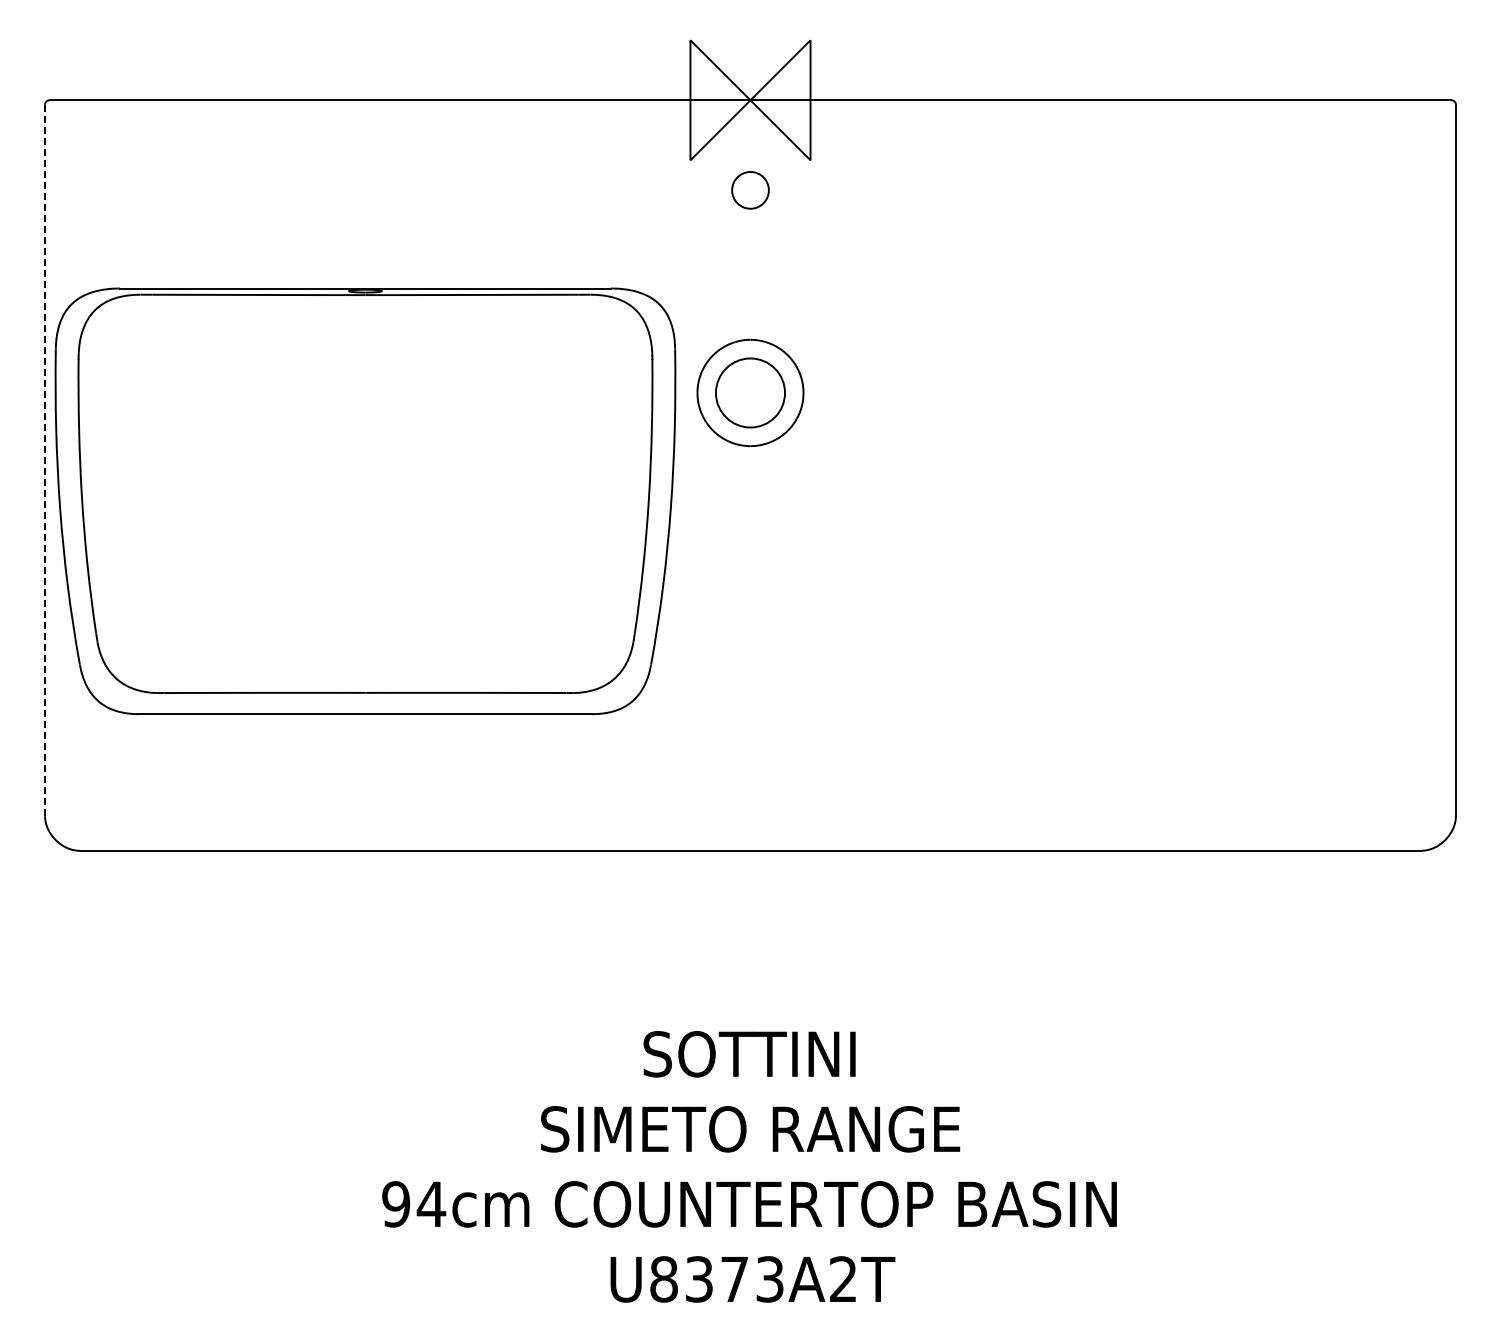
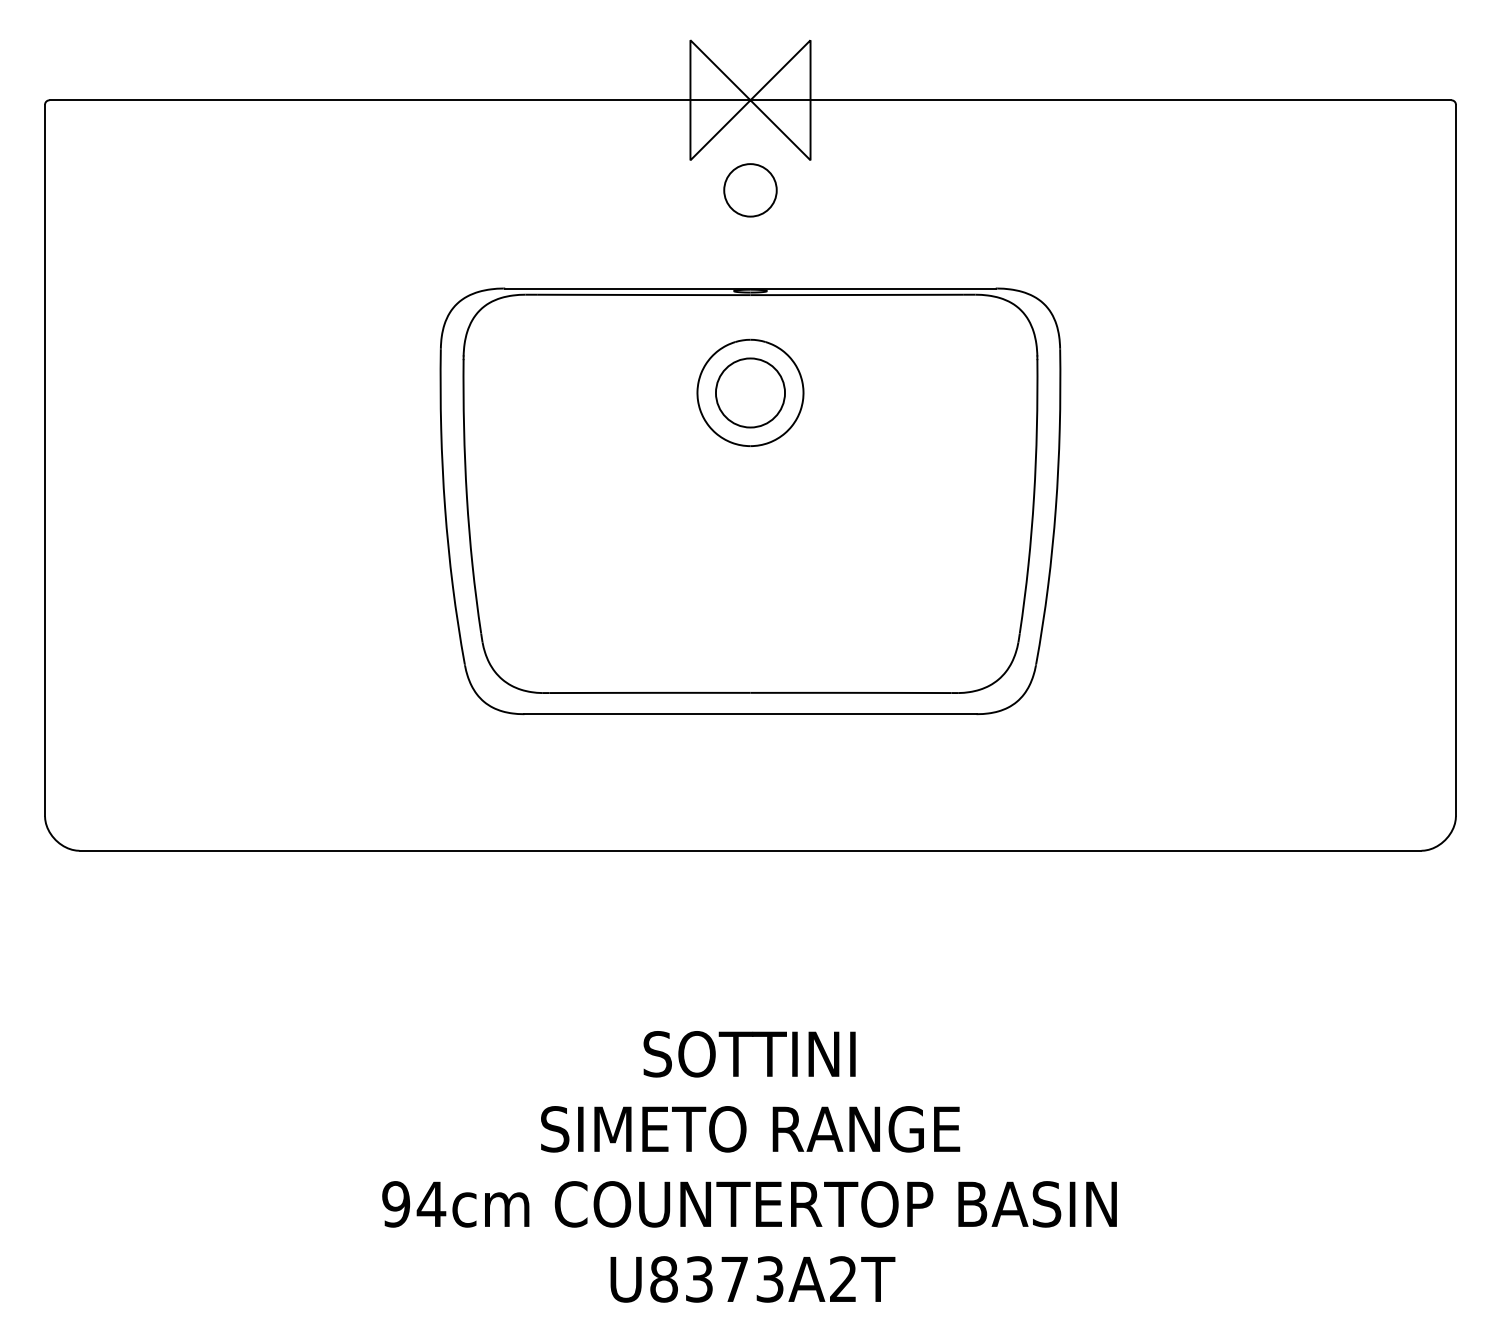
circle diameter: 37 px -> 53 px (750, 190)
line: dashed -> solid (45, 460)
part position: (365, 501) -> (750, 501) (750, 501)
